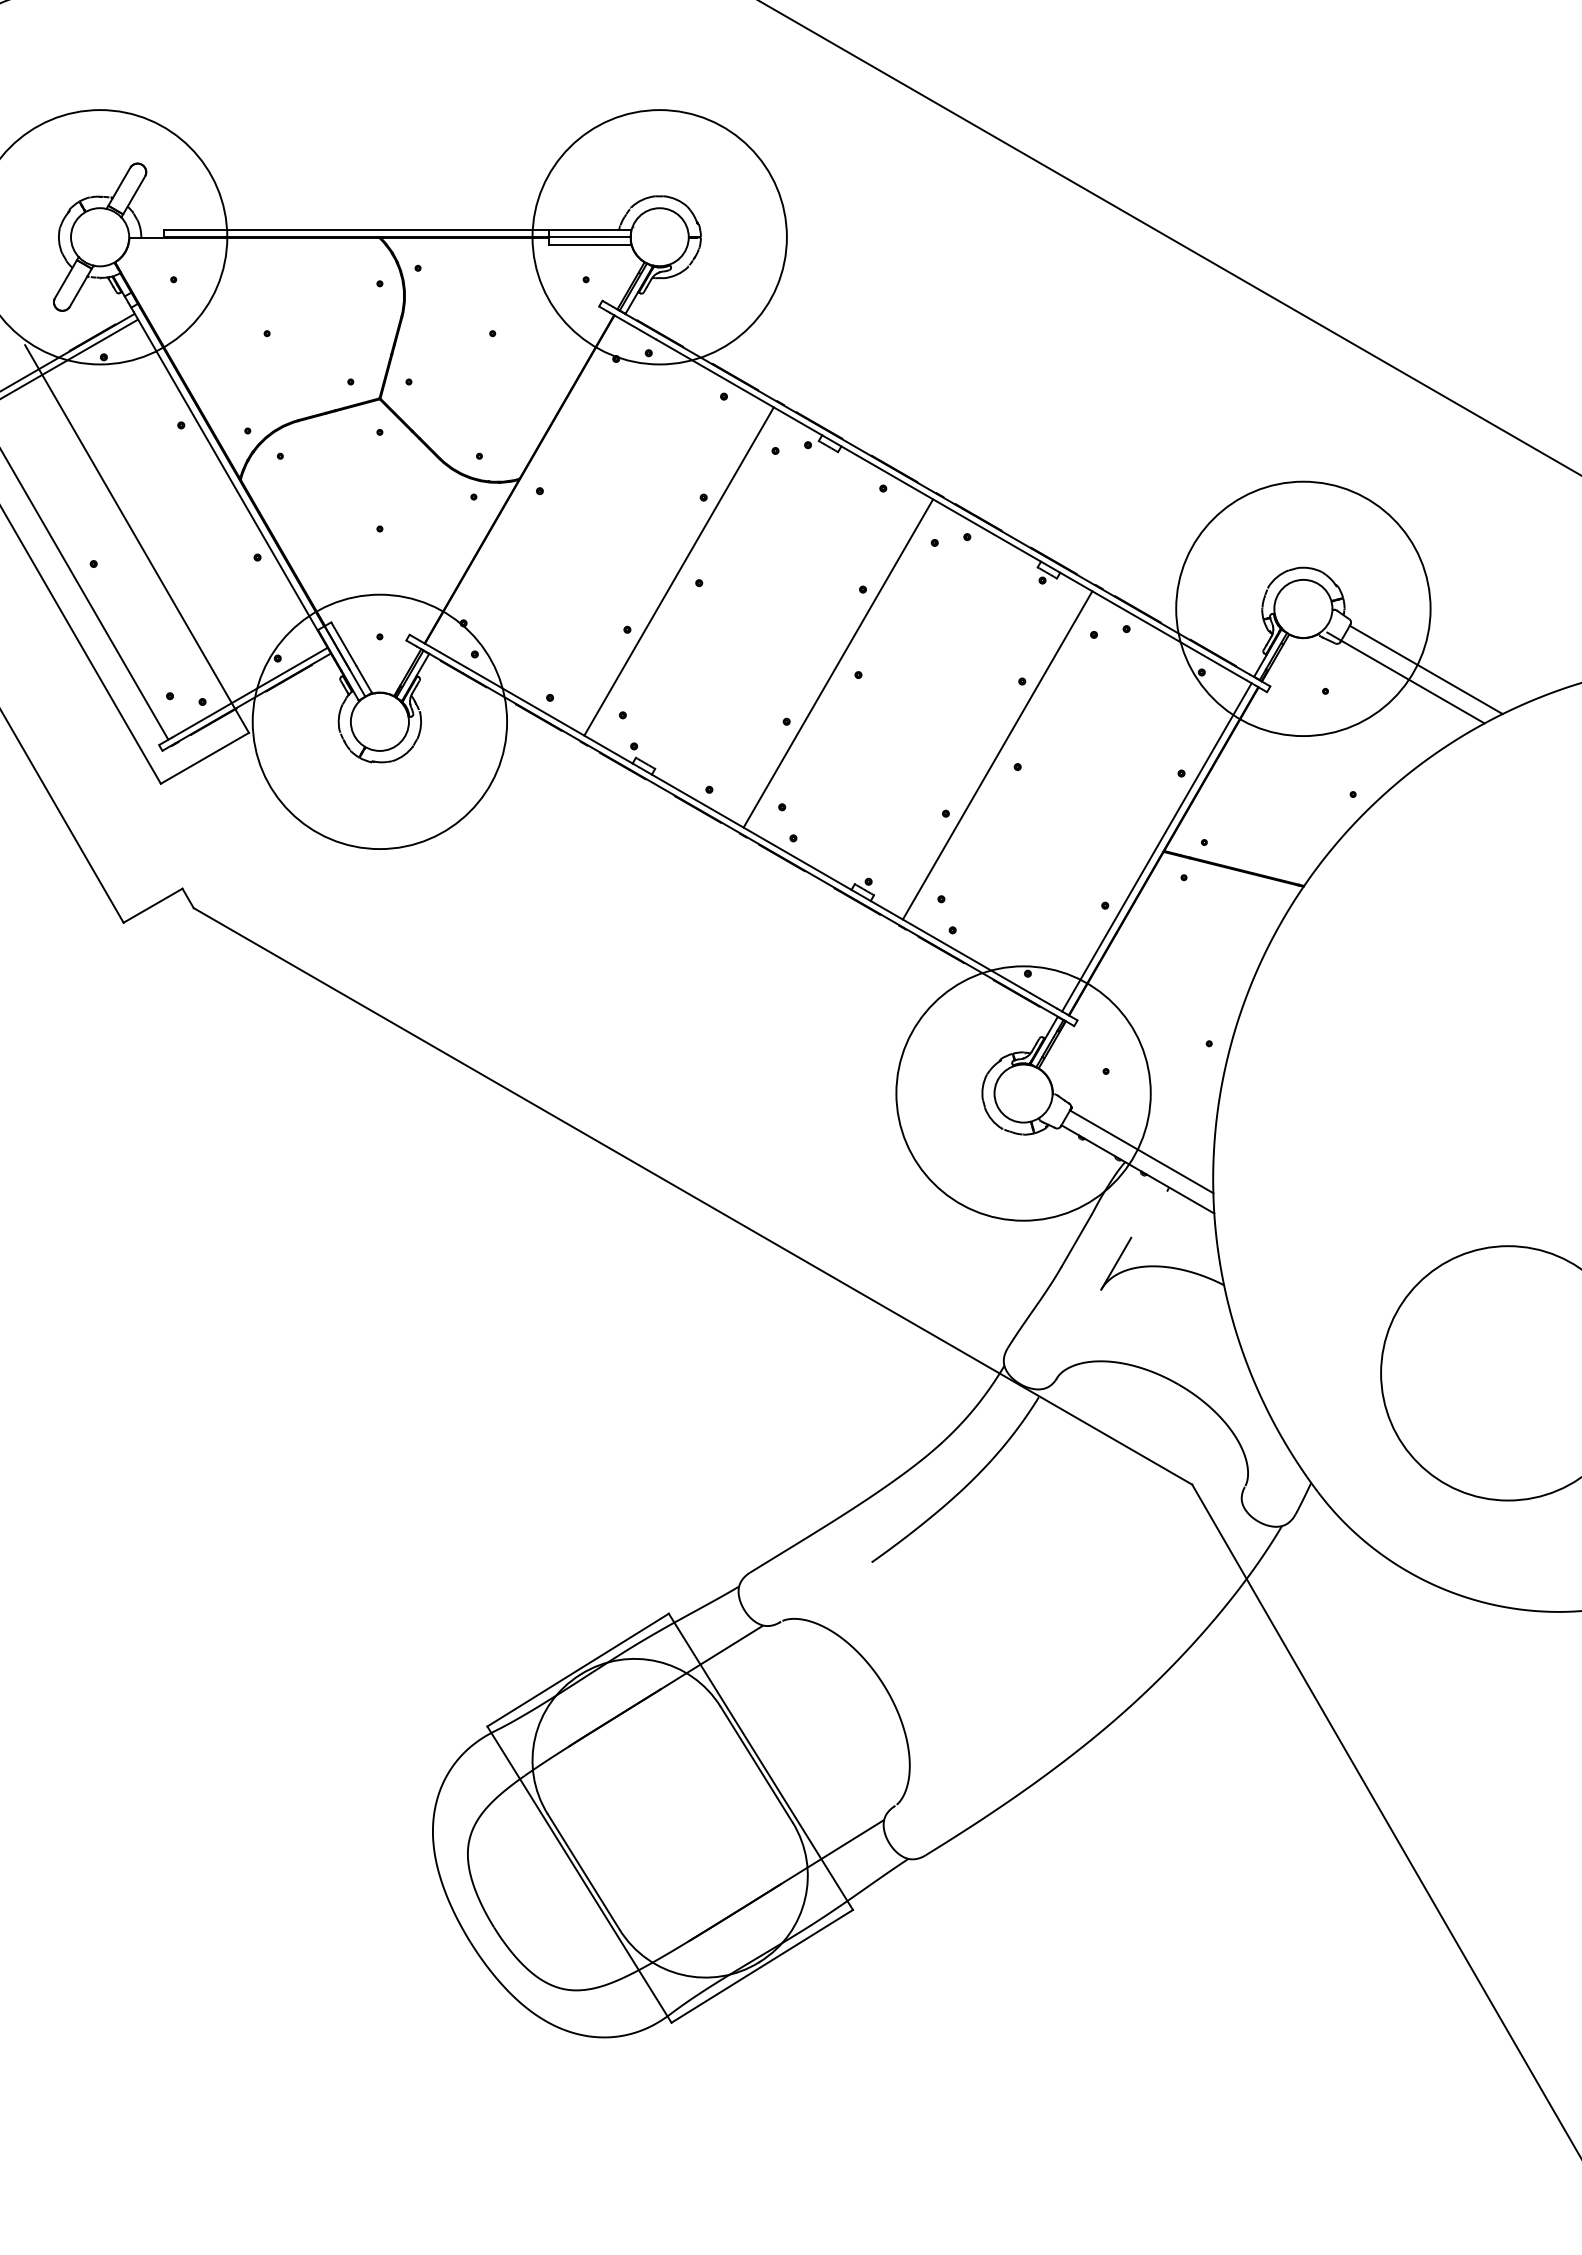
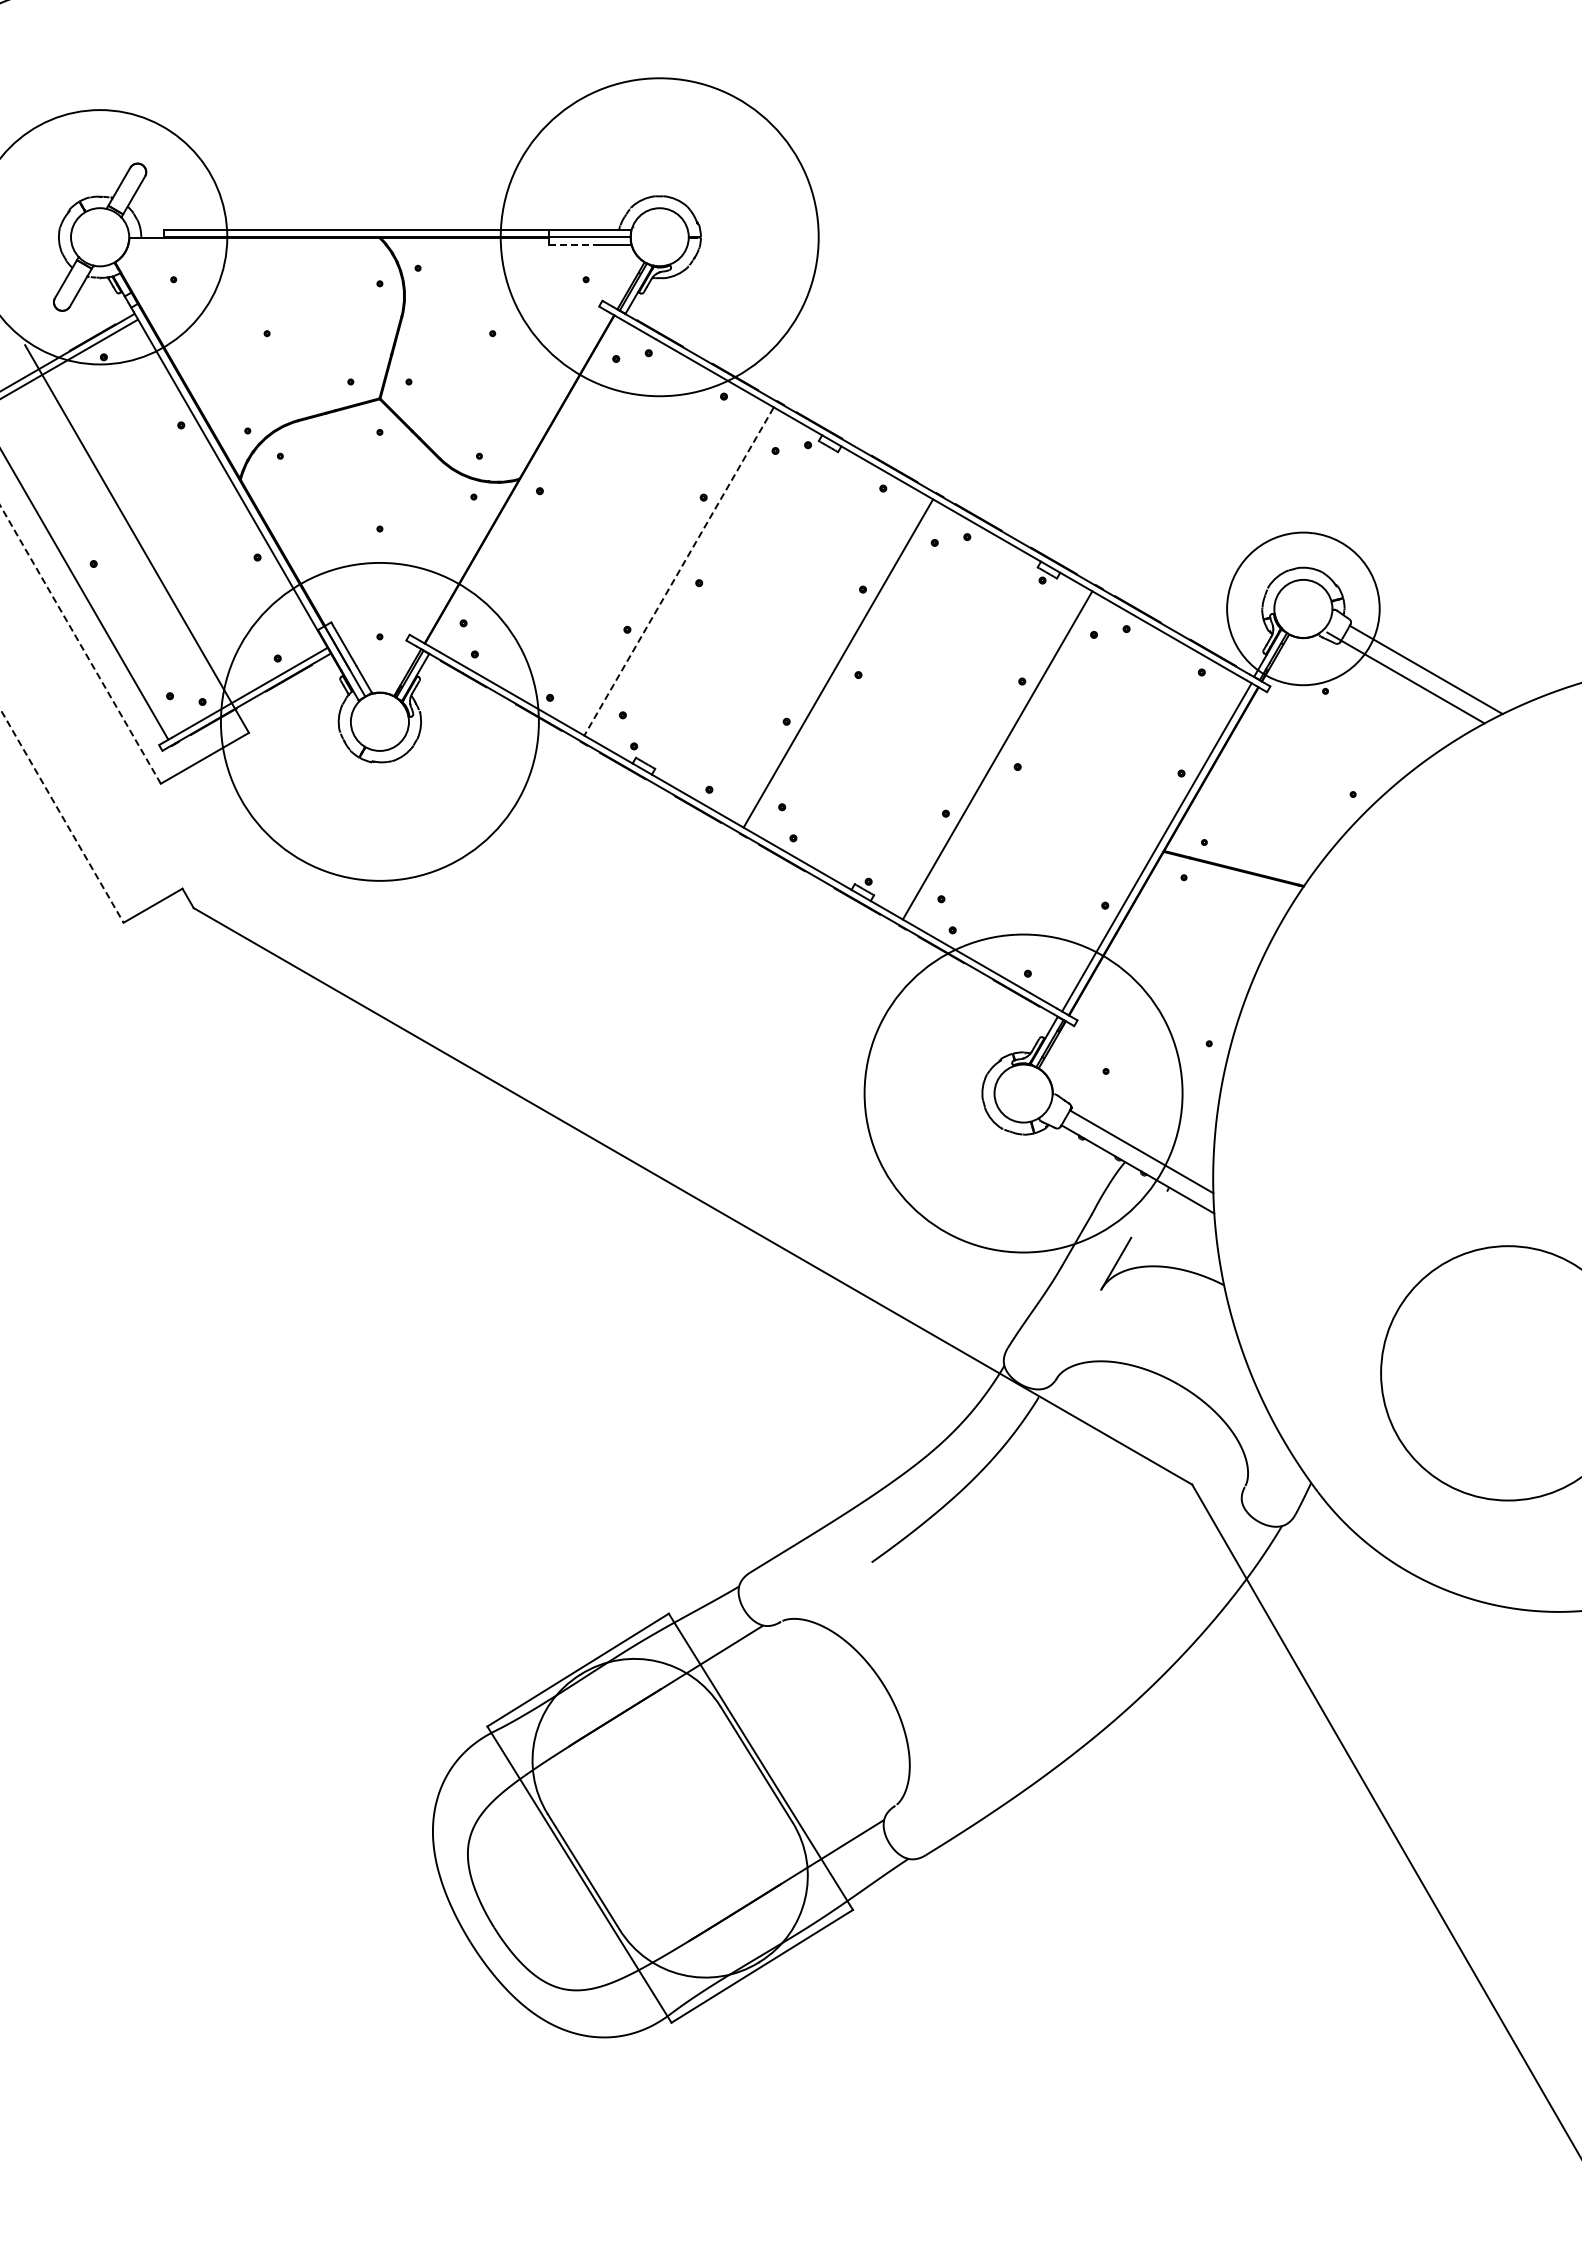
circle diameter: 254 px -> 318 px (659, 237)
line: present -> none (1169, 237)
line: solid -> dashed (574, 244)
line: solid -> dashed (678, 571)
circle diameter: 254 px -> 153 px (1303, 608)
line: solid -> dashed (80, 644)
circle diameter: 254 px -> 318 px (379, 721)
line: solid -> dashed (62, 816)
circle diameter: 254 px -> 318 px (1023, 1093)
